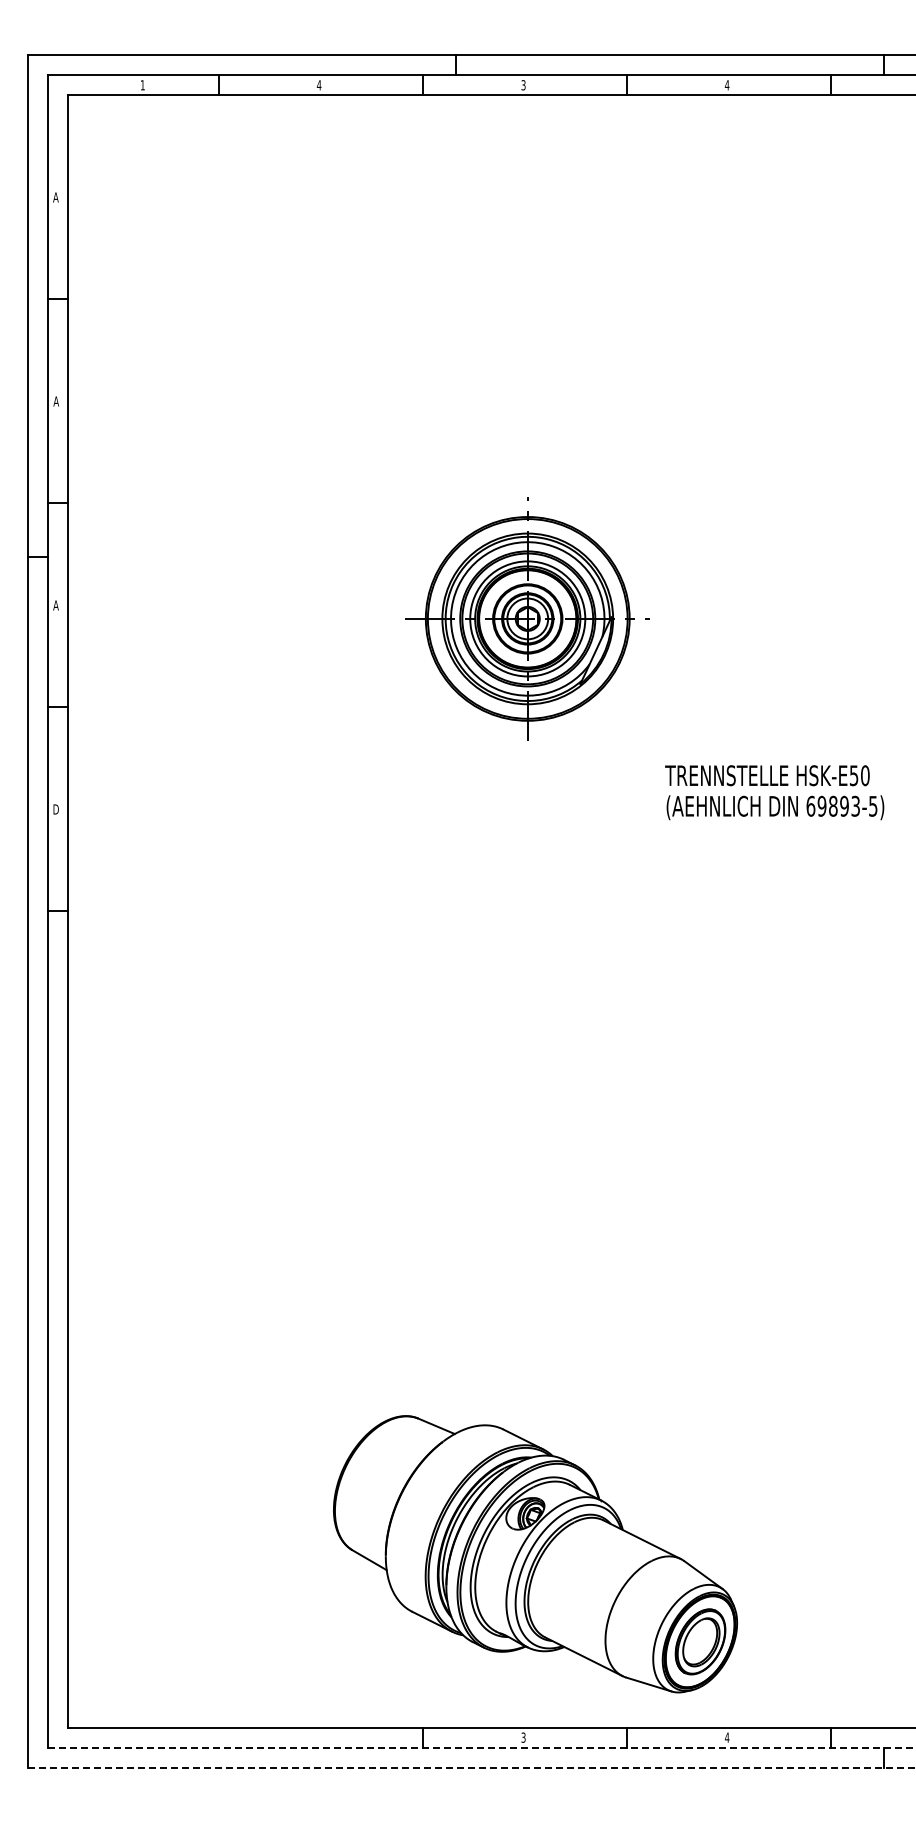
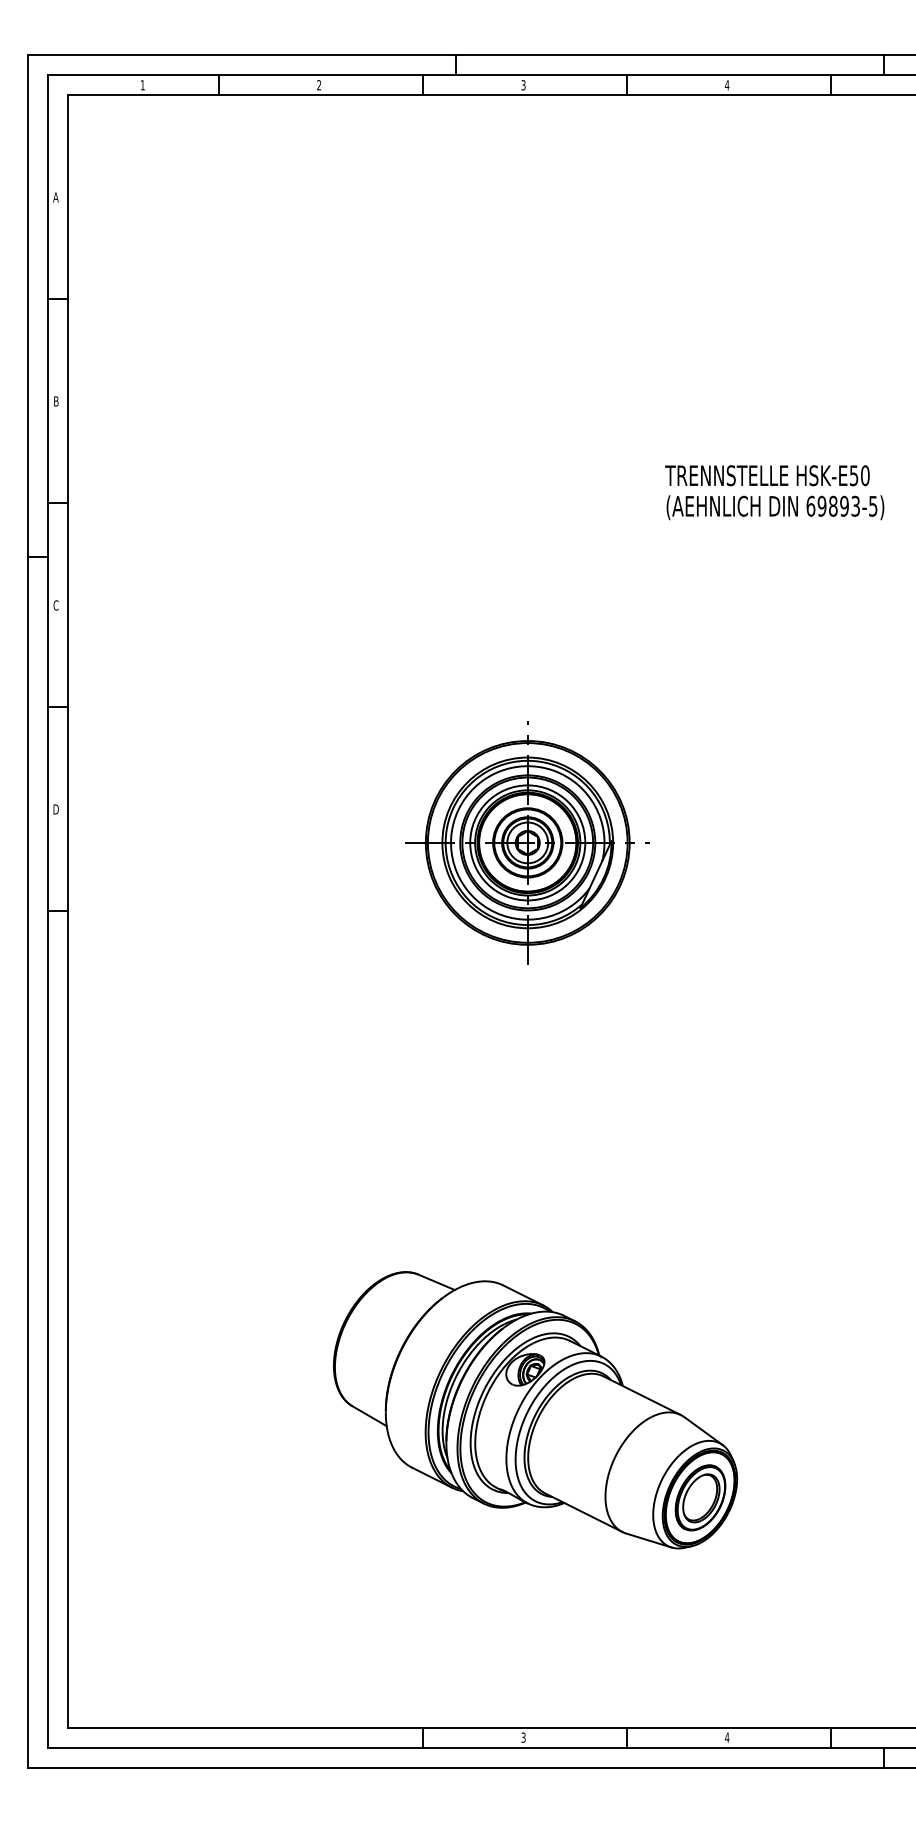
text: 4 -> 2 (318, 85)
text: A -> B (55, 401)
text: A -> C (55, 605)
part position: (527, 618) -> (527, 842) (527, 842)
text position: (774, 792) -> (774, 492) (774, 492)
part position: (535, 1554) -> (535, 1410) (535, 1410)
line: dashed -> solid (482, 1747)
line: dashed -> solid (471, 1768)
